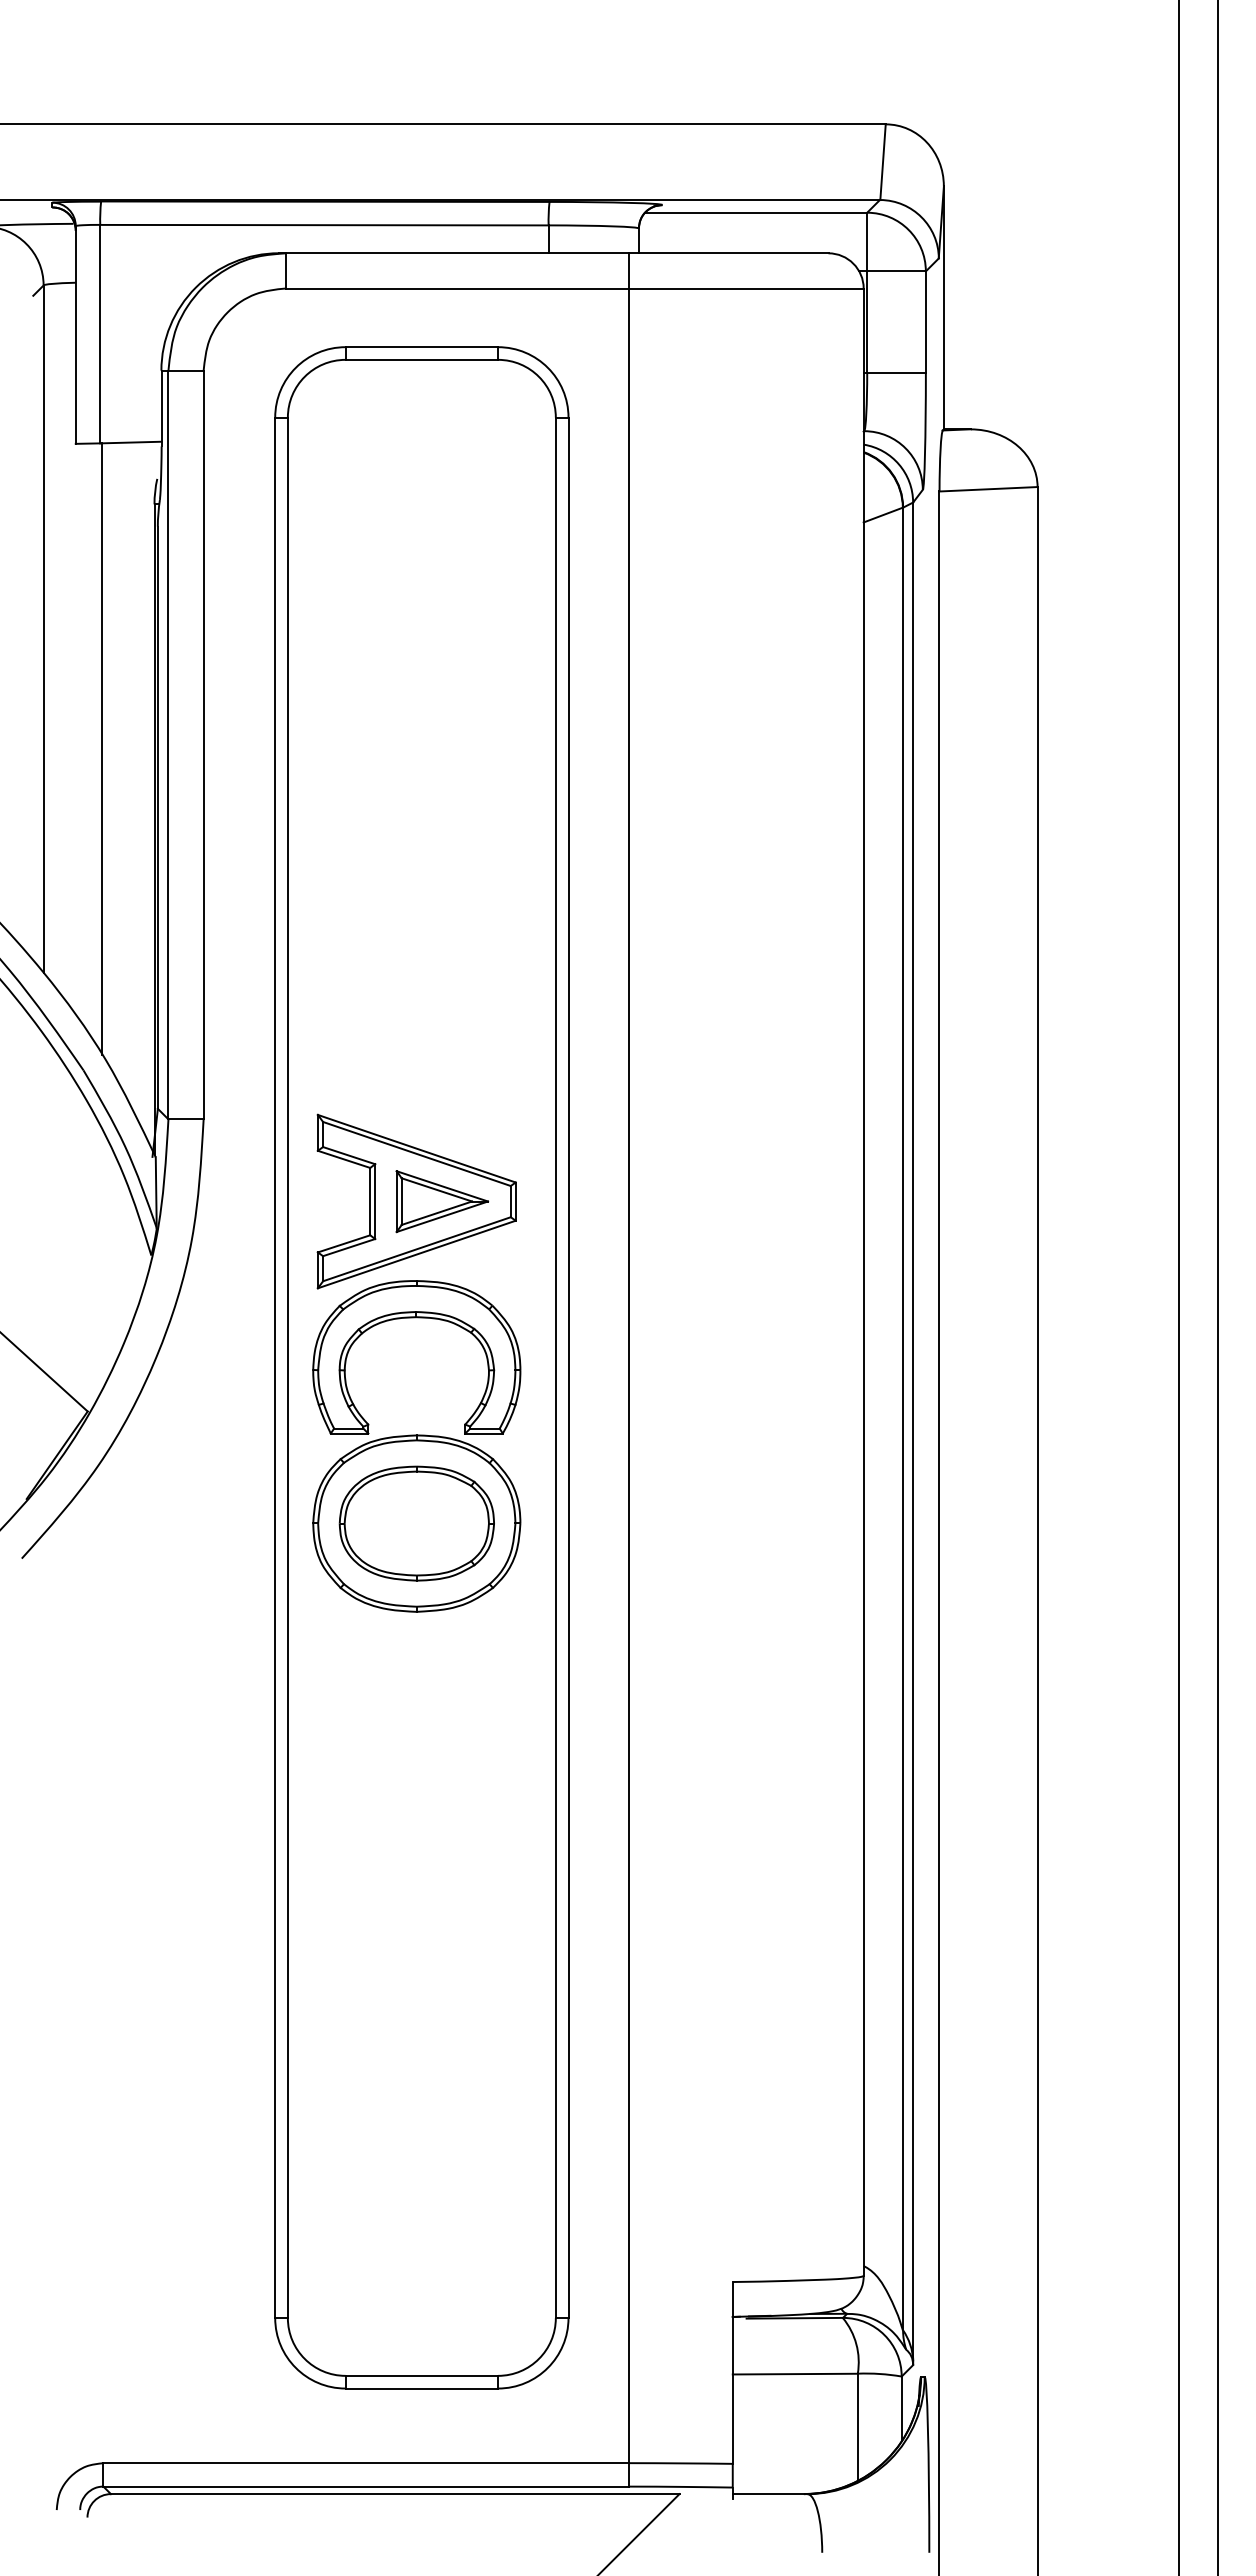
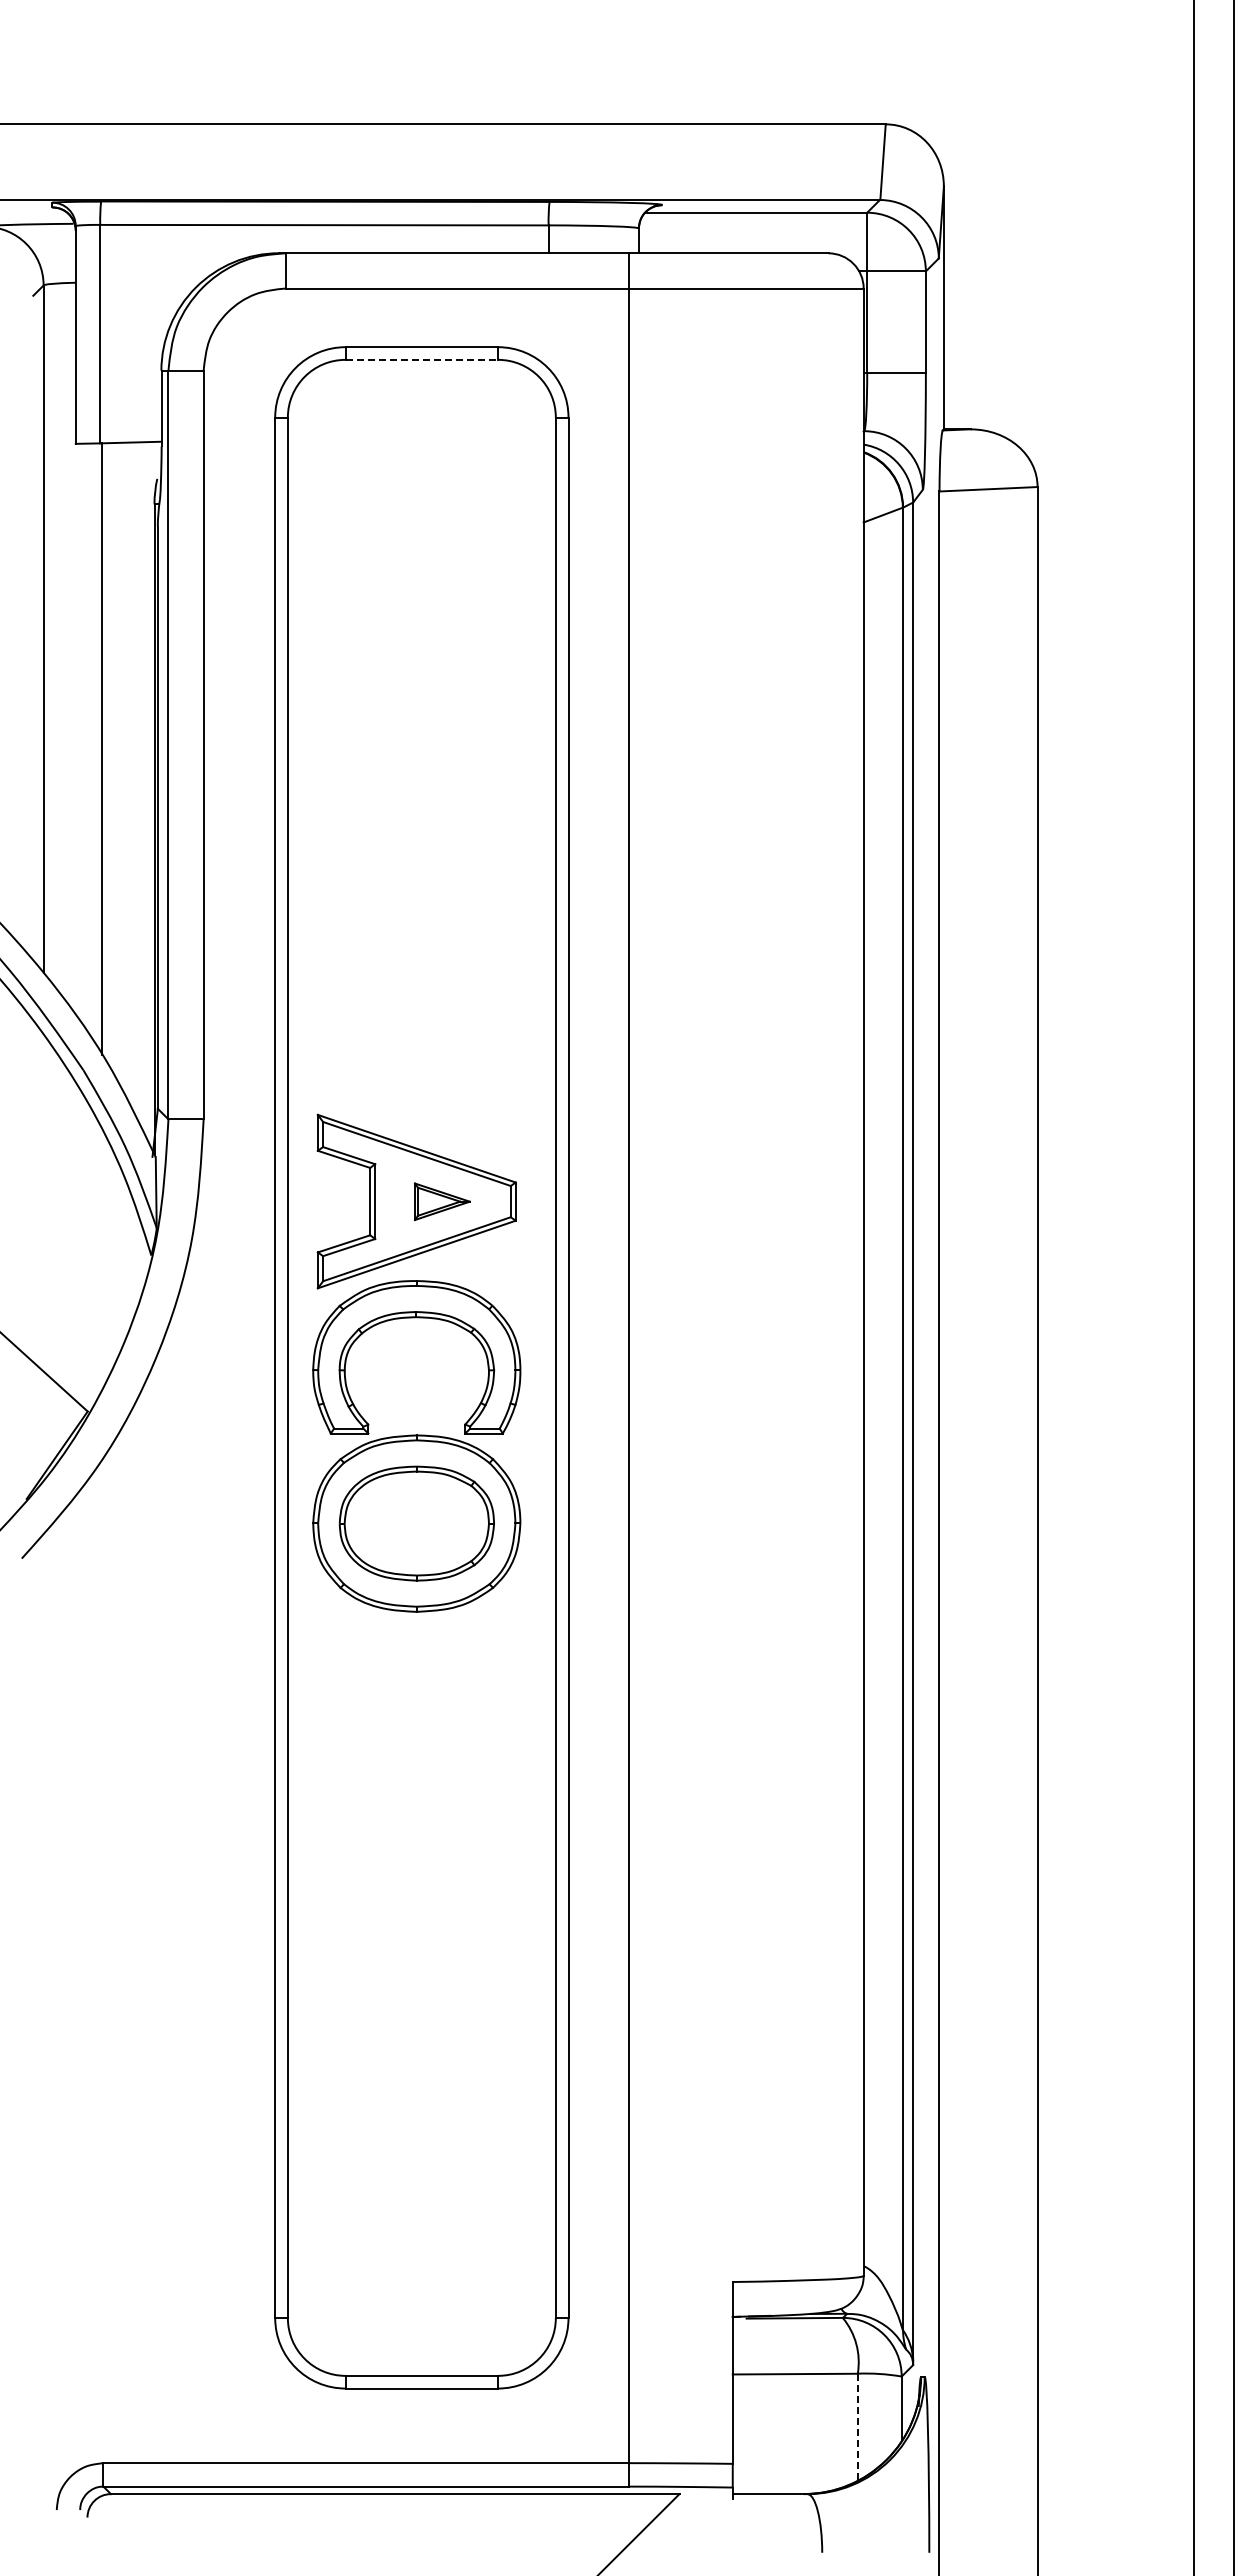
line: solid -> dashed (422, 359)
part size: 95x64 px -> 57x39 px (442, 1201)
line position: (1178, 1287) -> (1193, 1287) (1193, 1287)
line position: (1218, 1287) -> (1234, 1287) (1234, 1287)
line: solid -> dashed (857, 2426)
